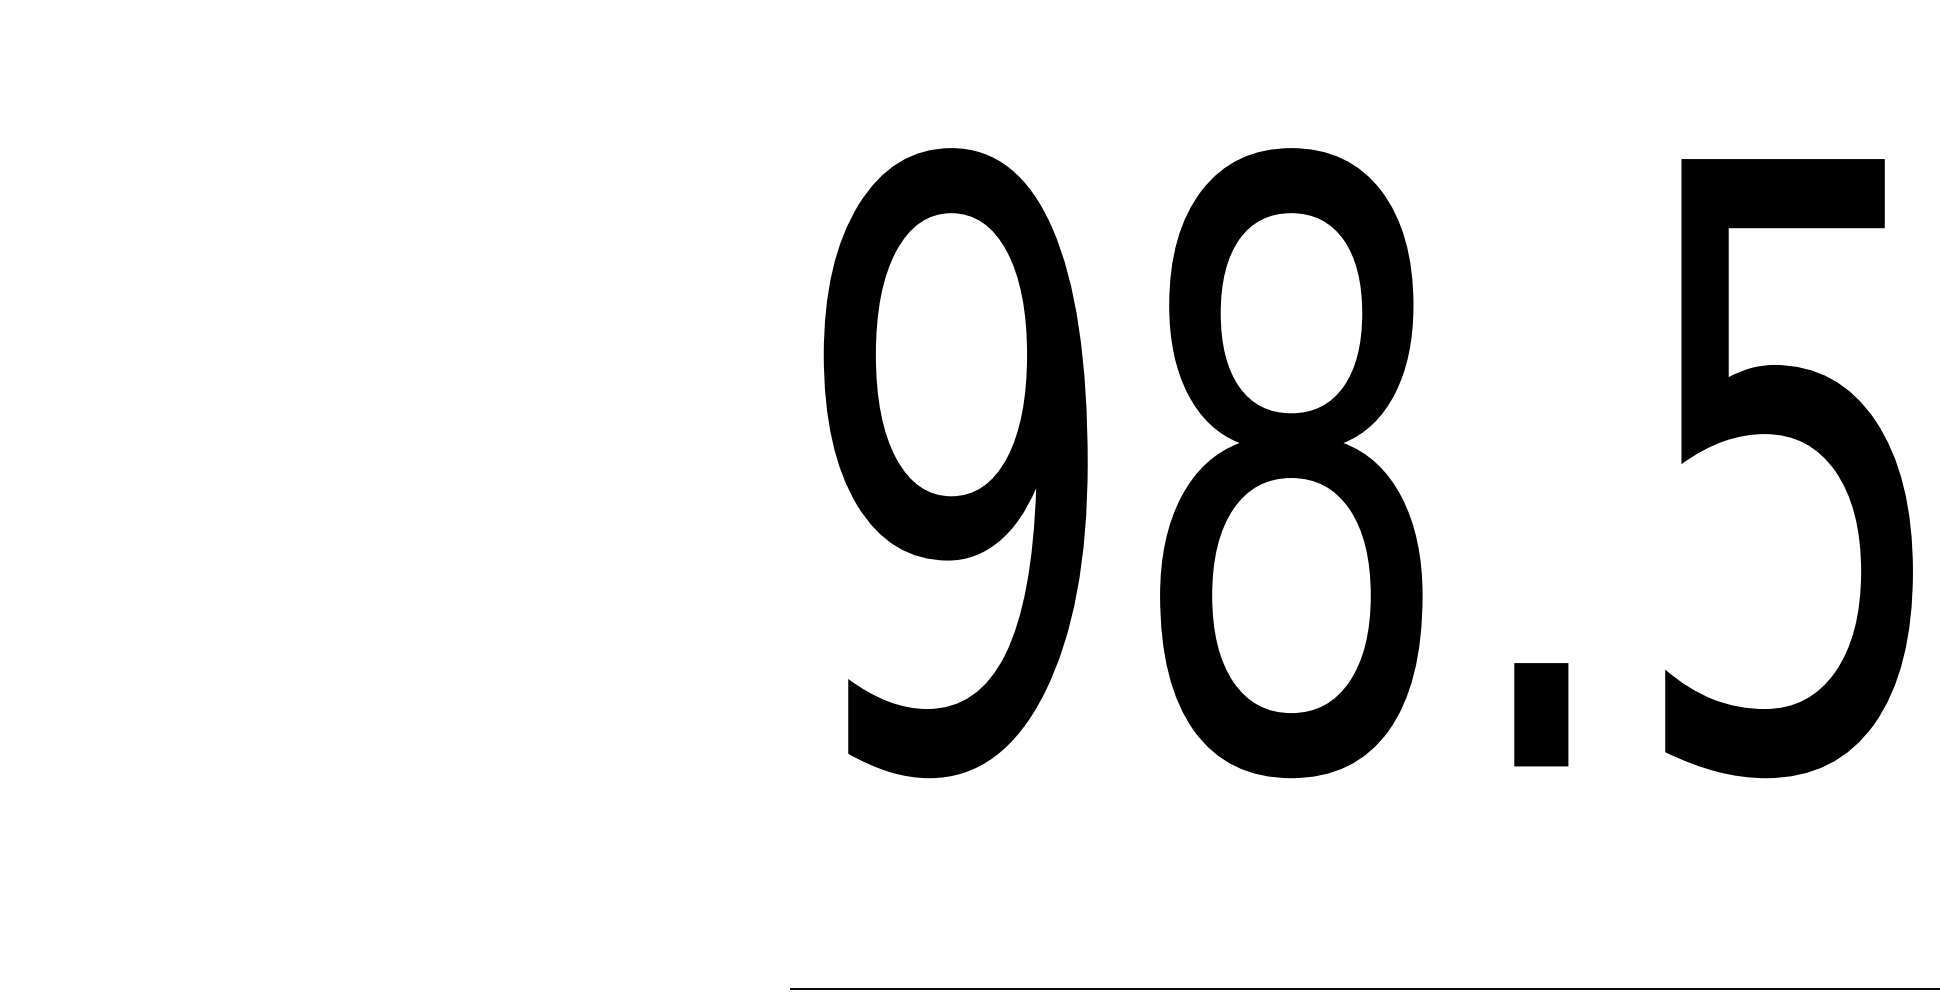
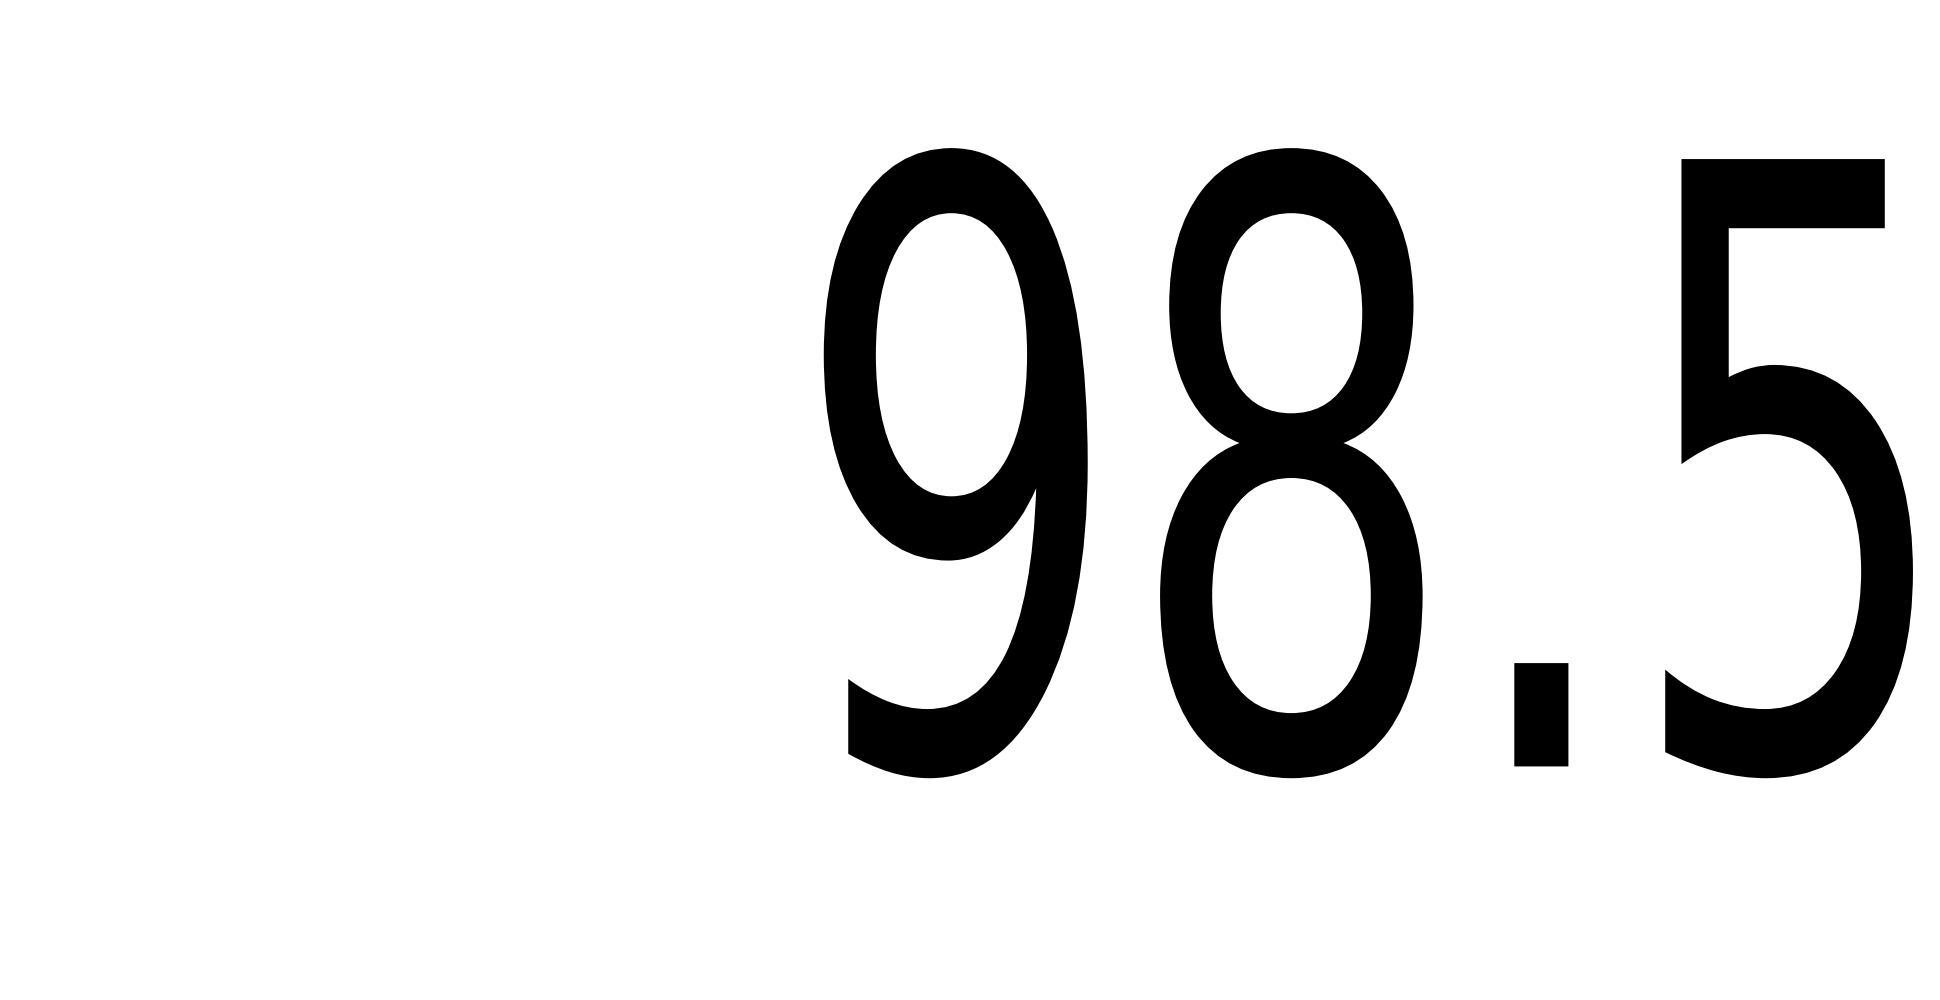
line: present -> none (1363, 988)
